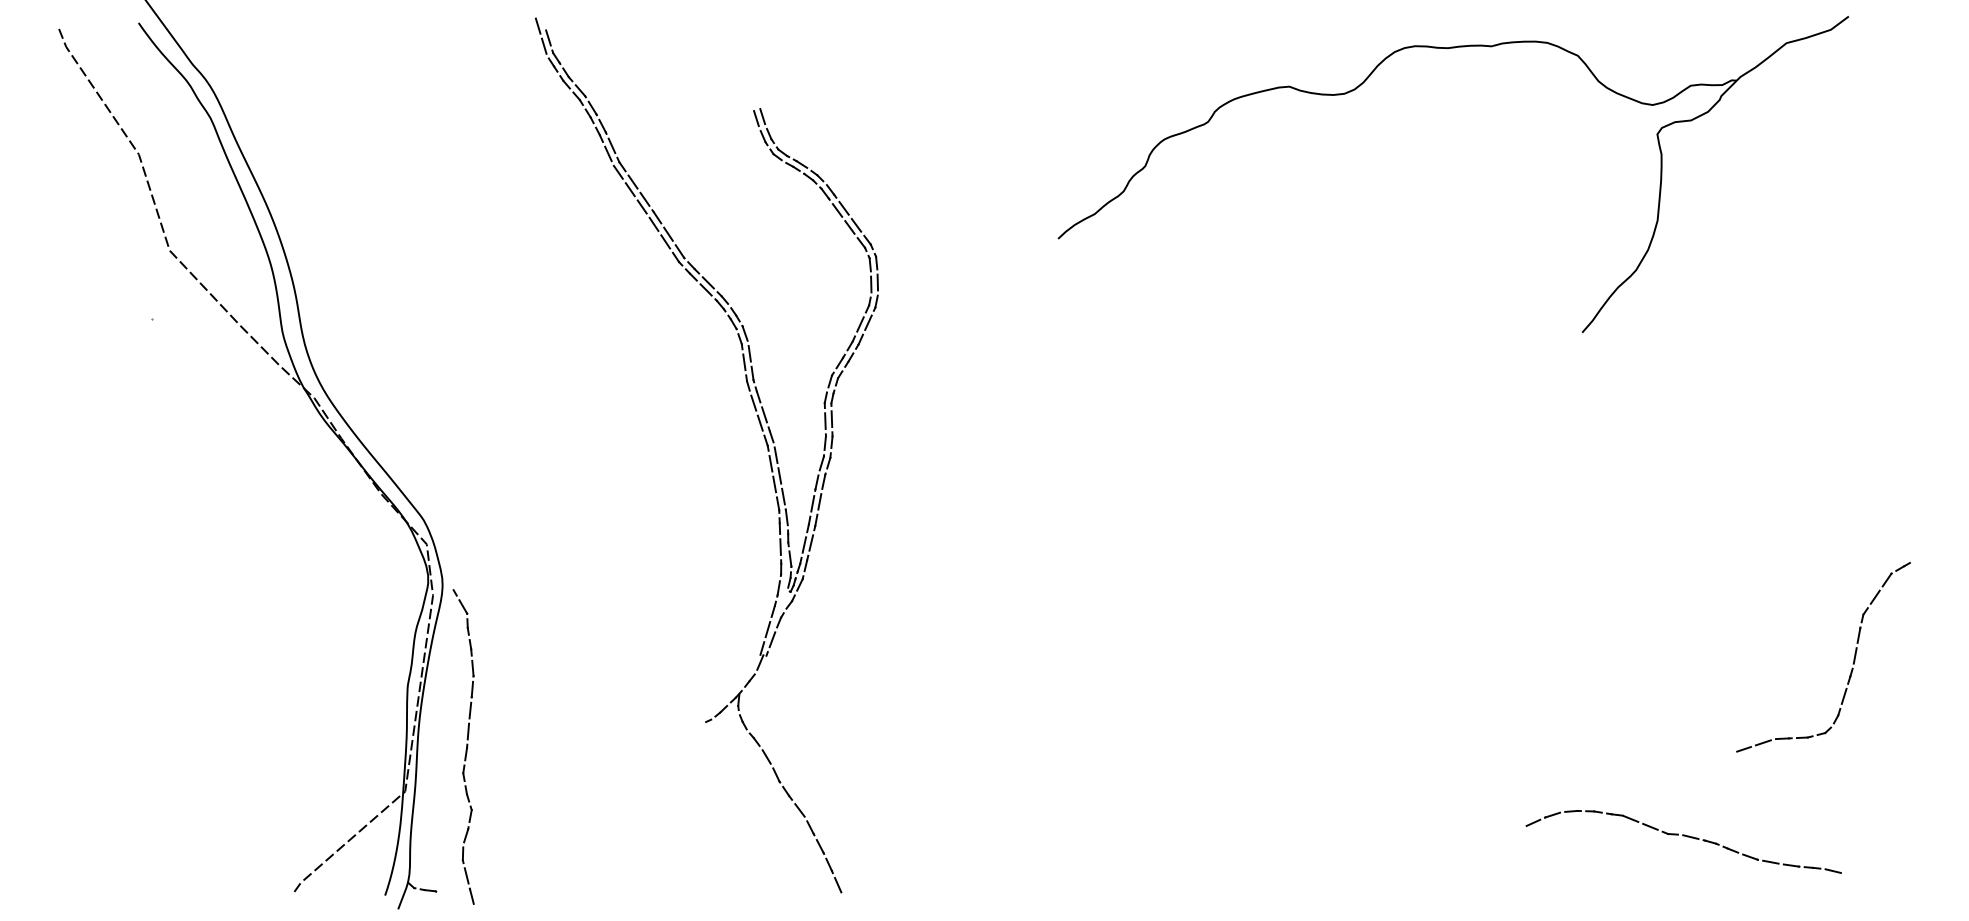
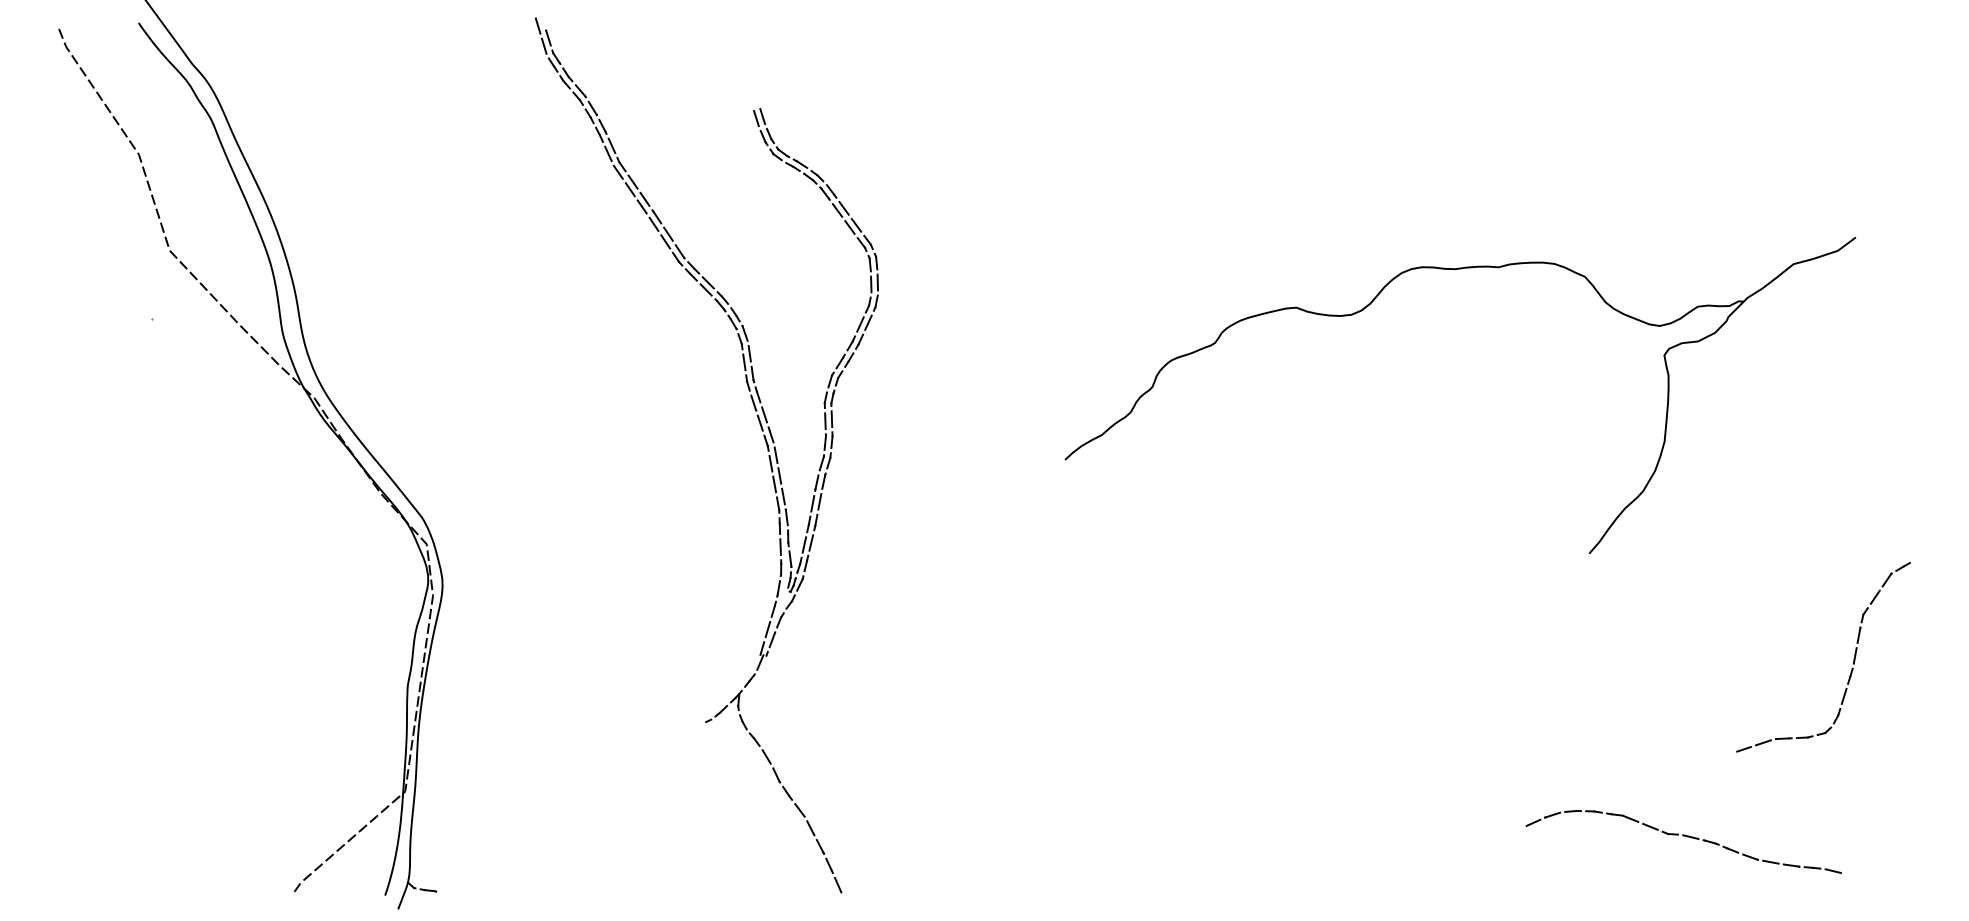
part position: (1447, 49) -> (1454, 270) (1454, 270)
part: present -> none (463, 746)
